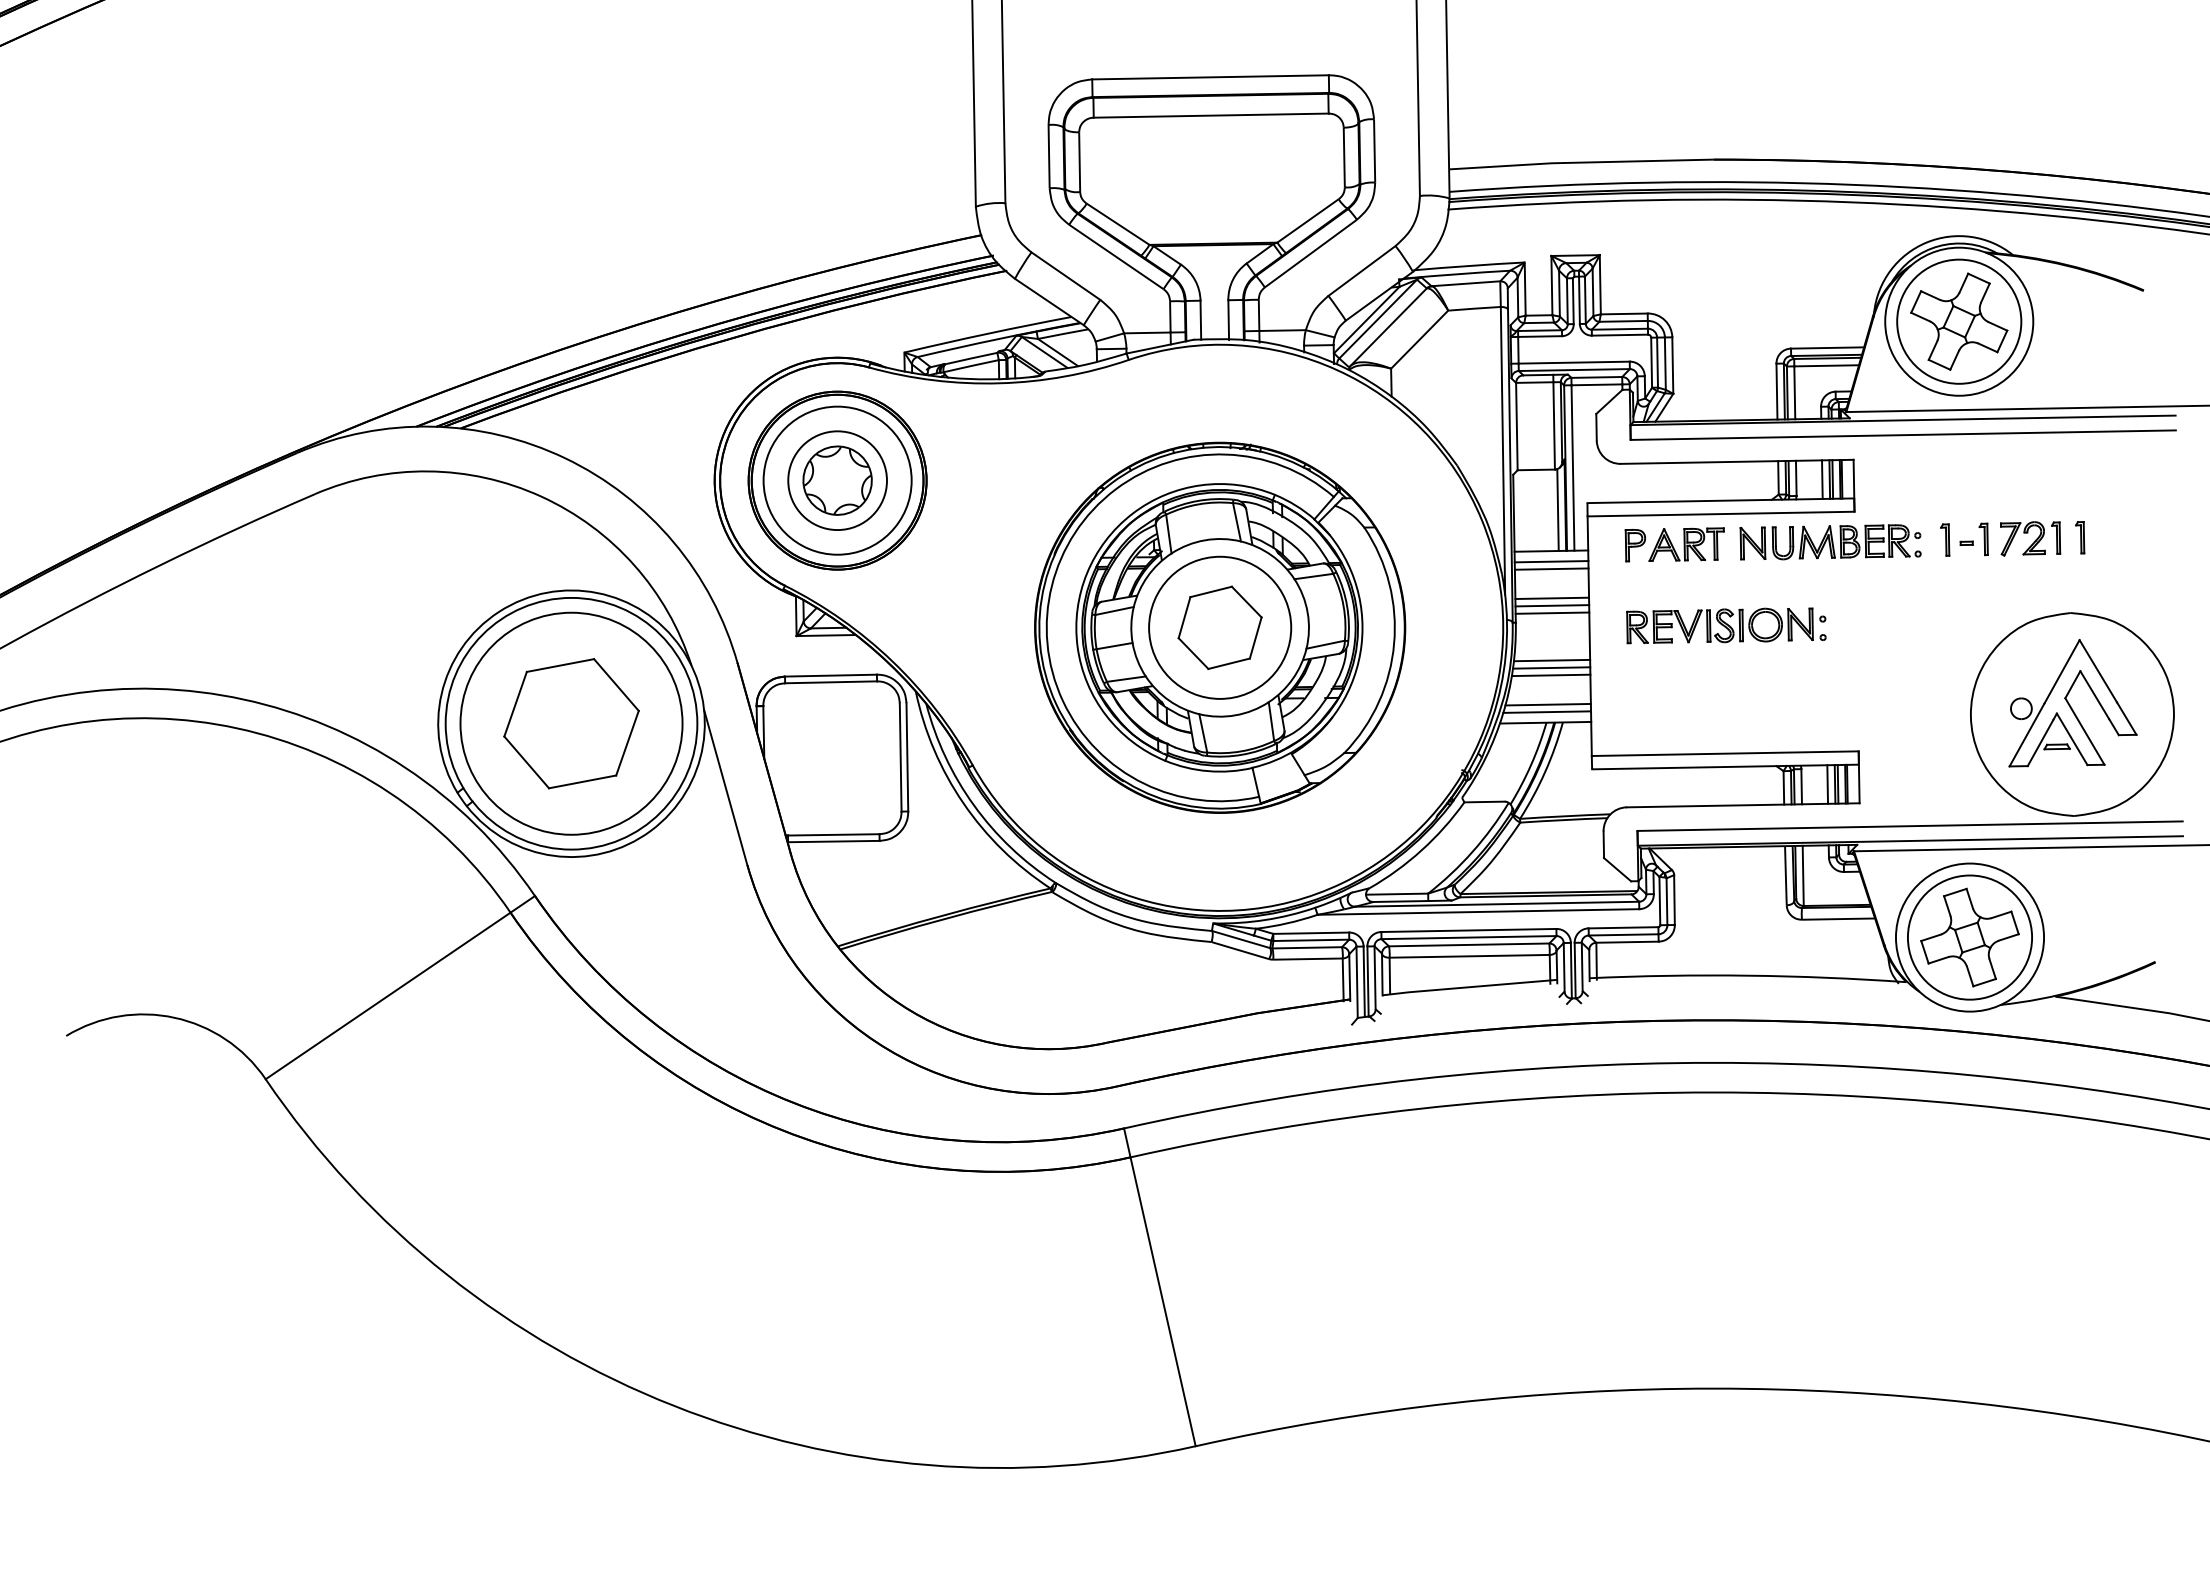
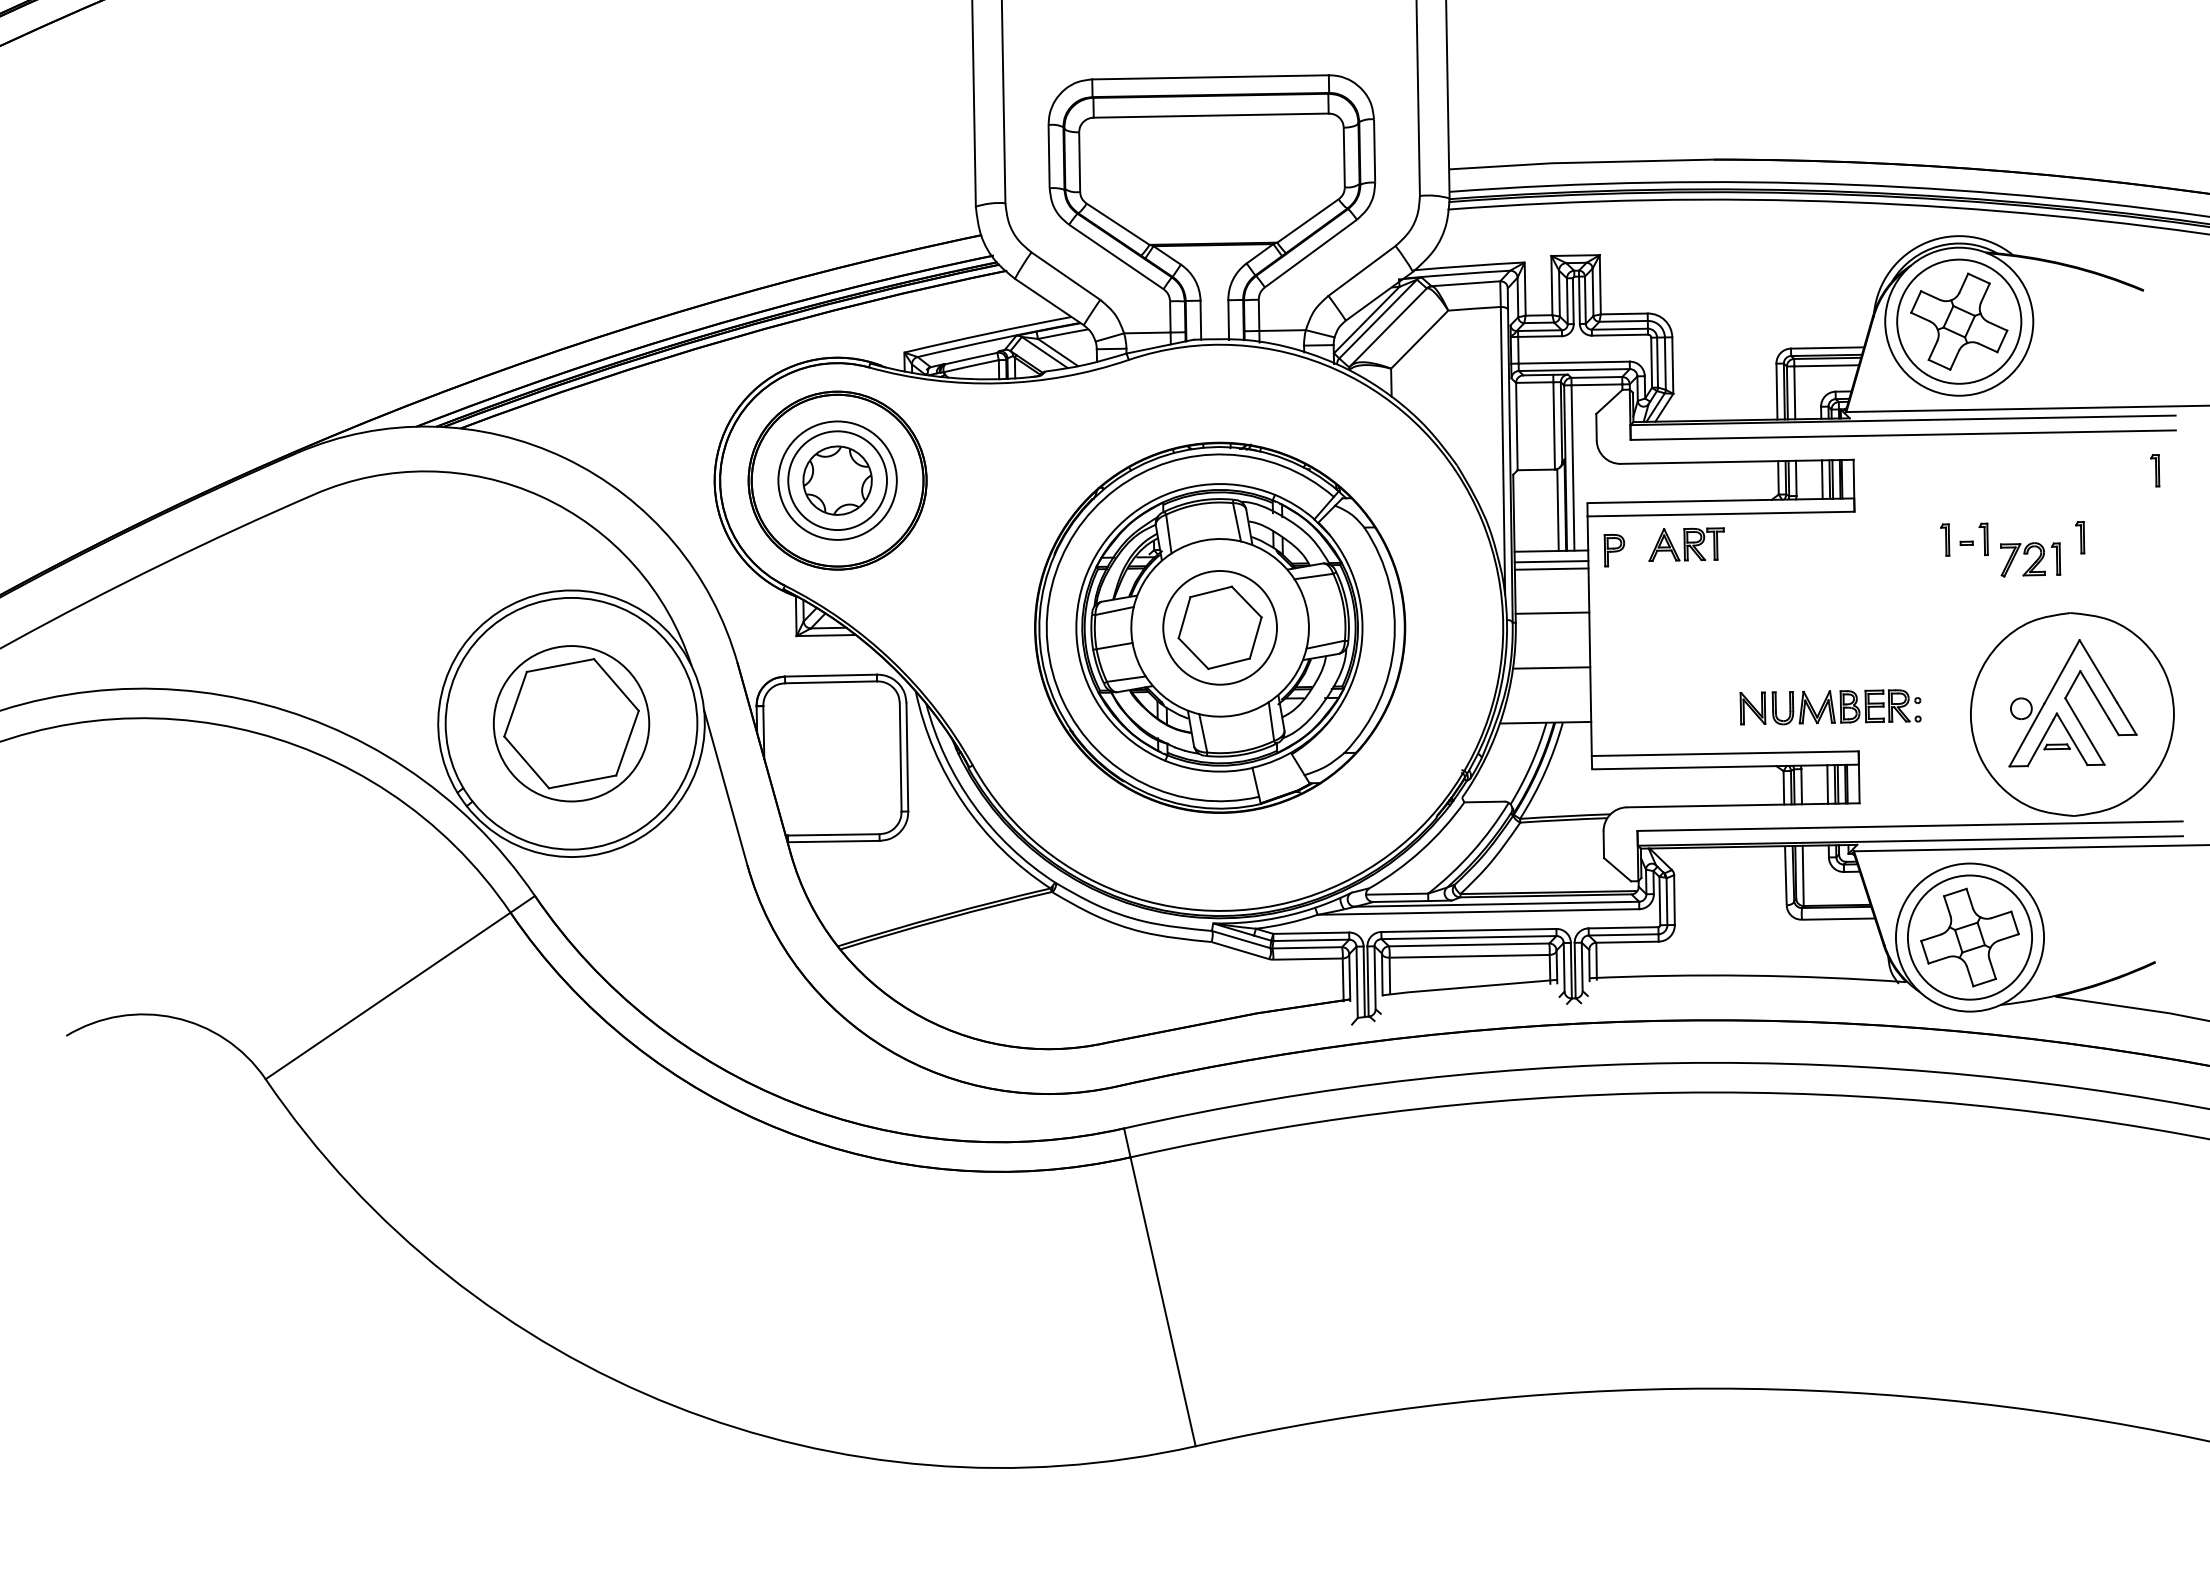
part: none -> present (2155, 470)
circle diameter: 148 px -> 118 px (837, 480)
part position: (2030, 538) -> (2030, 559) (2030, 559)
part position: (1830, 542) -> (1830, 707) (1830, 707)
part position: (1634, 545) -> (1613, 550) (1613, 550)
line: present -> none (1552, 598)
line: present -> none (1552, 605)
part: present -> none (1726, 625)
circle diameter: 142 px -> 114 px (1220, 627)
line: present -> none (1551, 660)
line: present -> none (1550, 675)
line: present -> none (1547, 704)
line: present -> none (1547, 711)
circle diameter: 222 px -> 155 px (571, 723)
